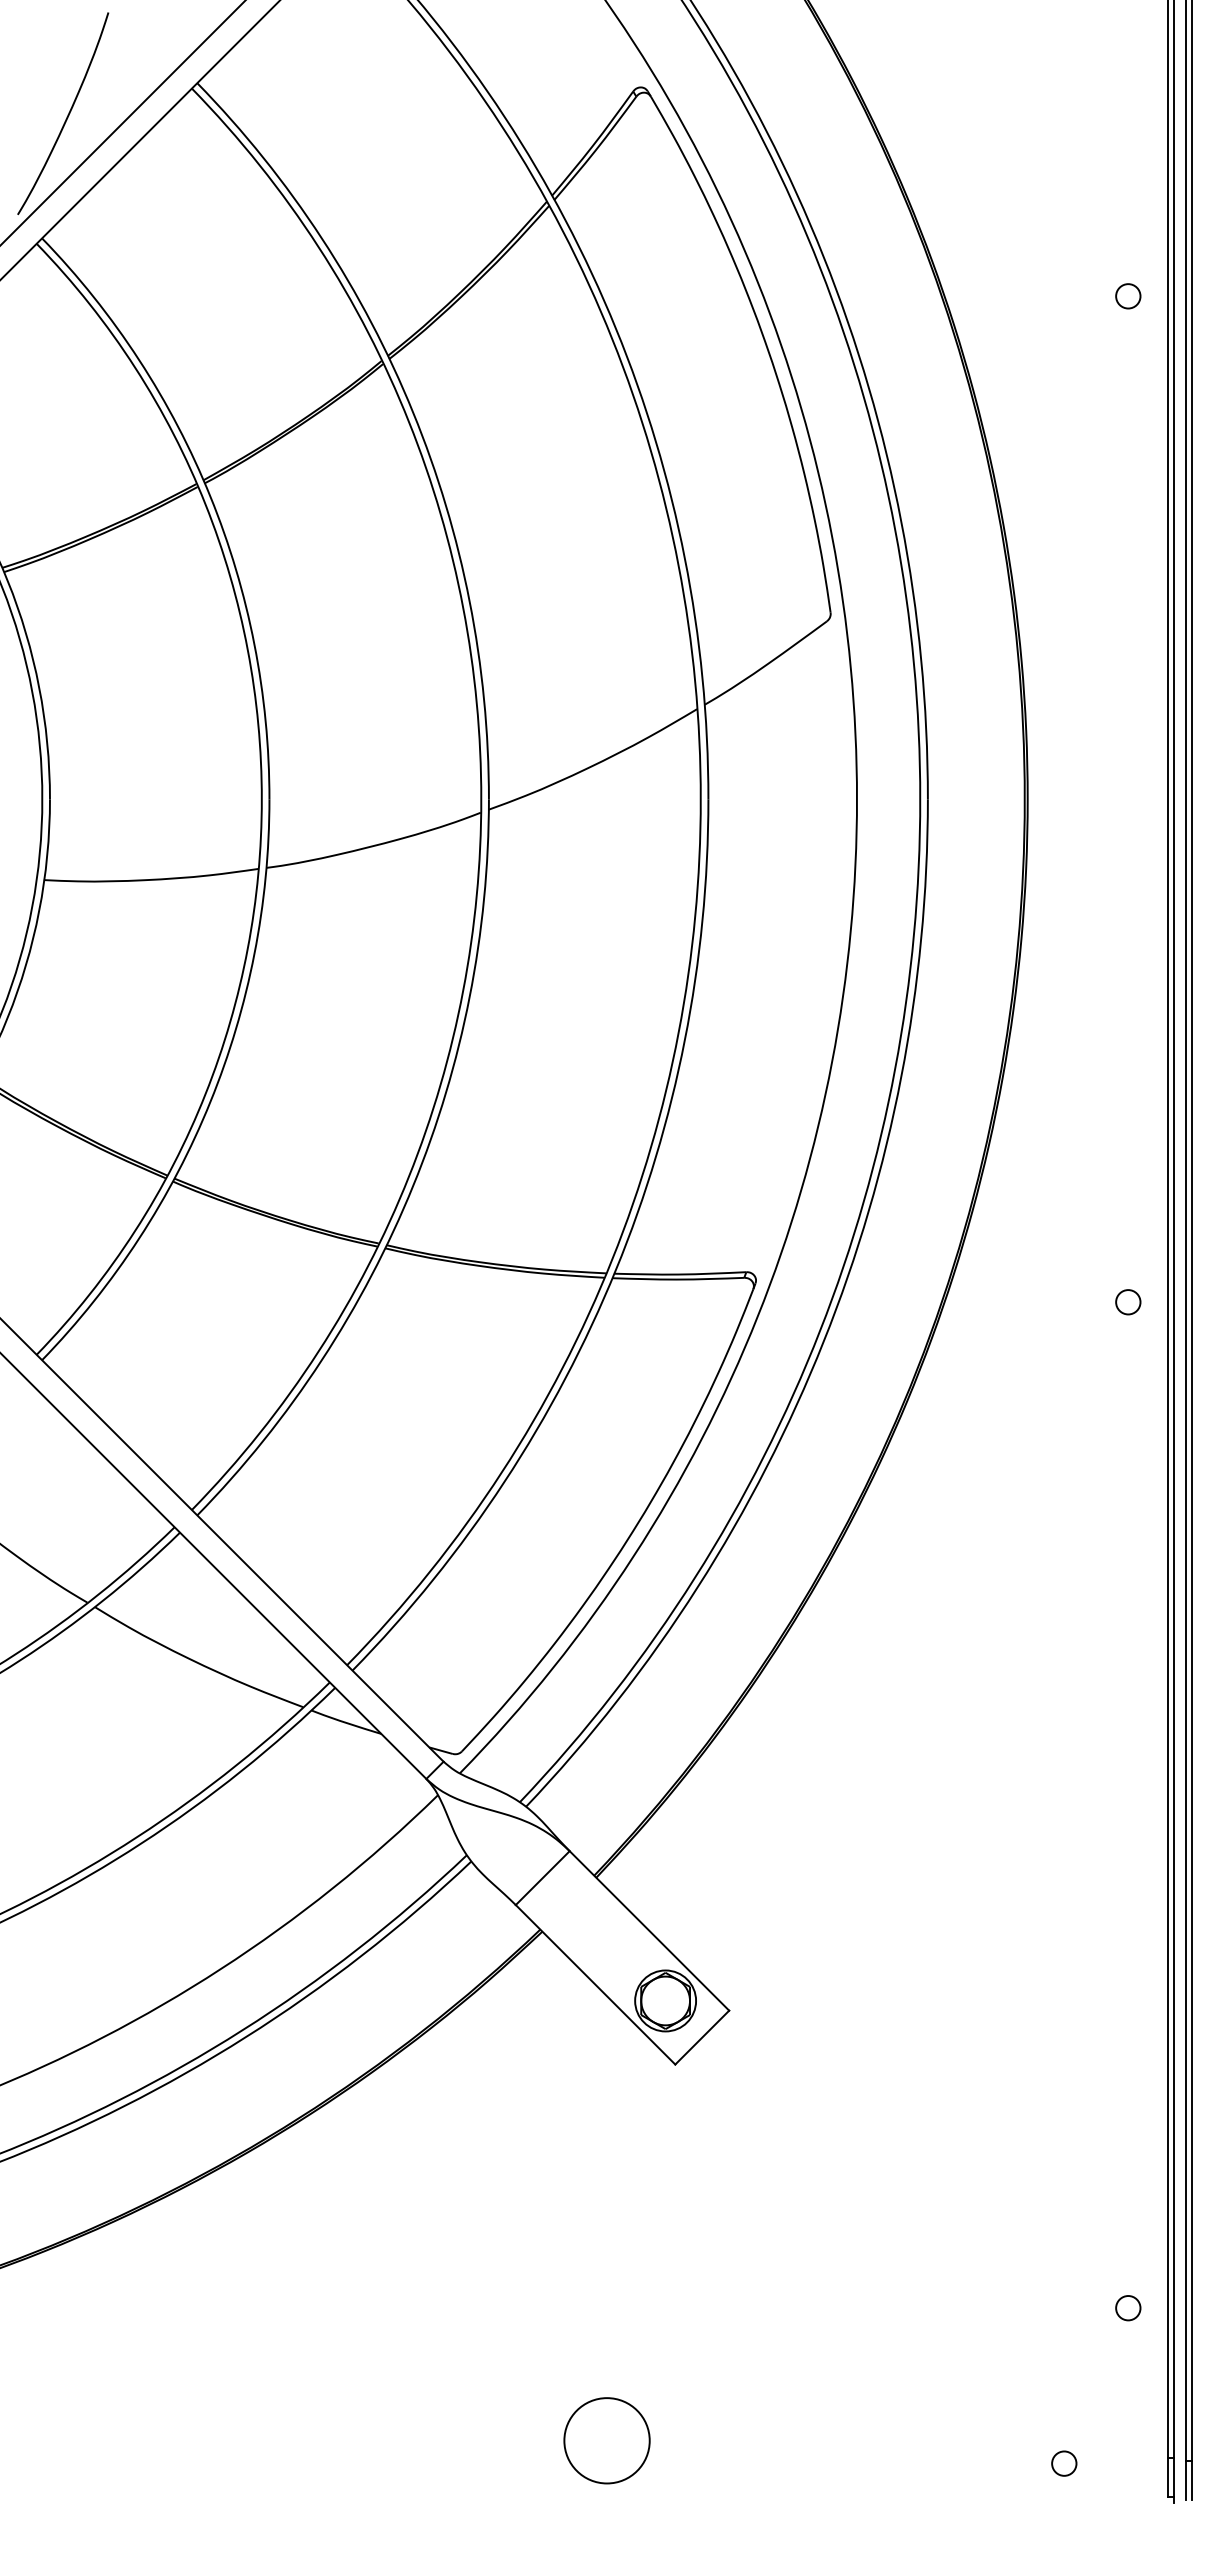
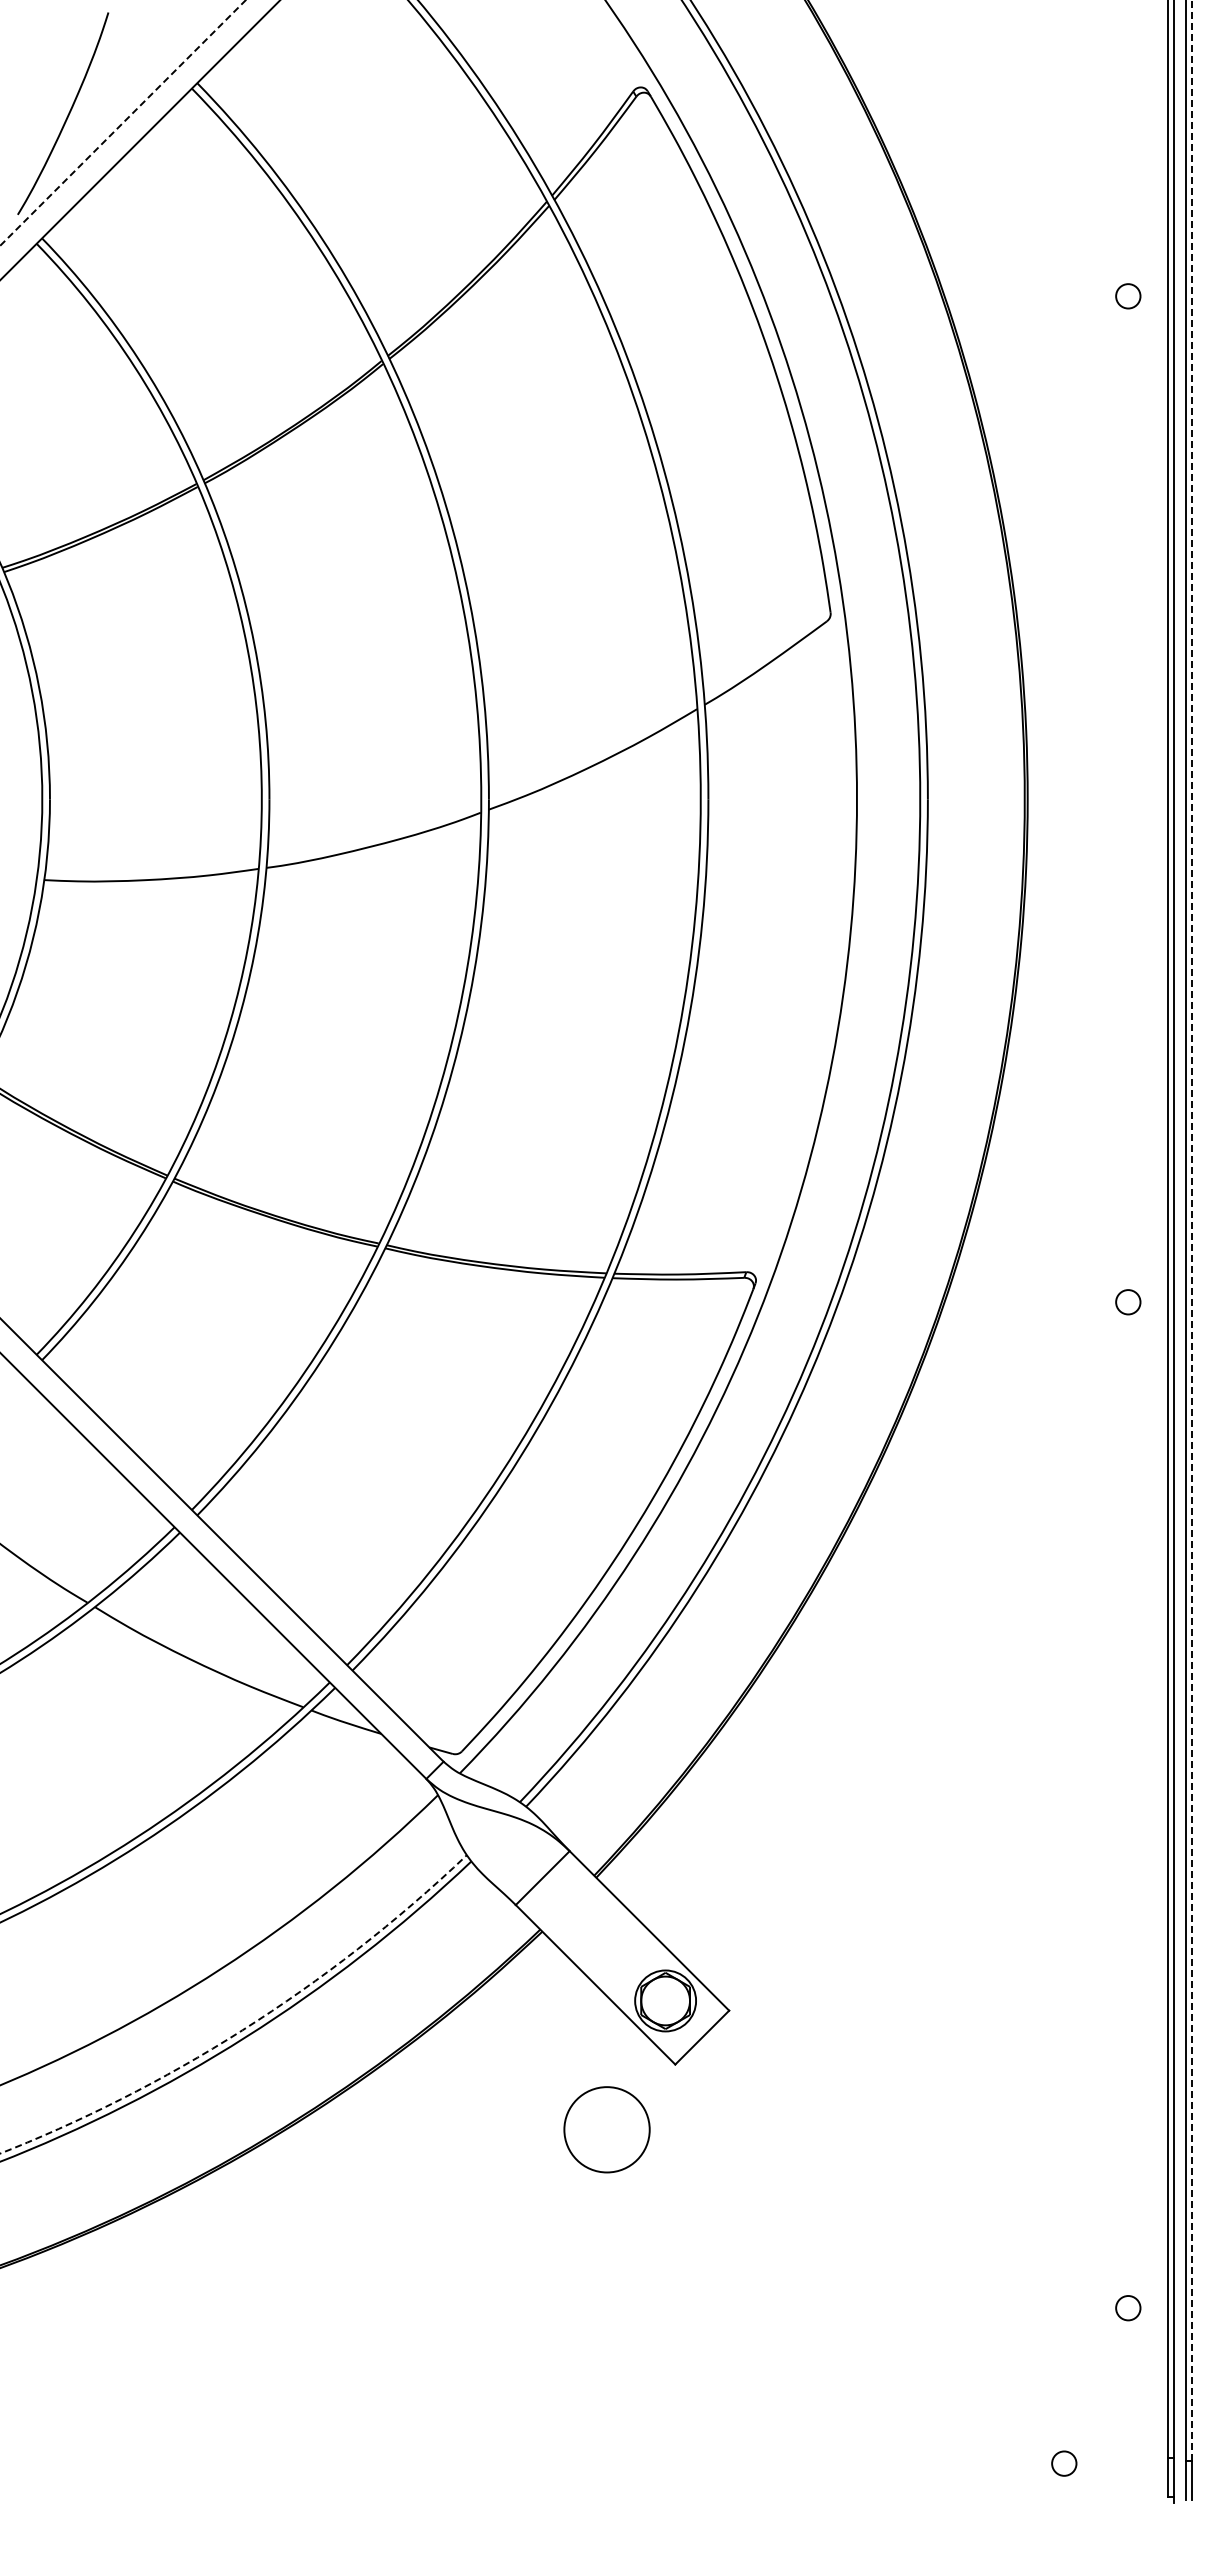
line: solid -> dashed (123, 122)
line: solid -> dashed (1192, 1230)
arc: solid -> dashed (248, 2026)
circle position: (606, 2440) -> (606, 2129) (606, 2129)
